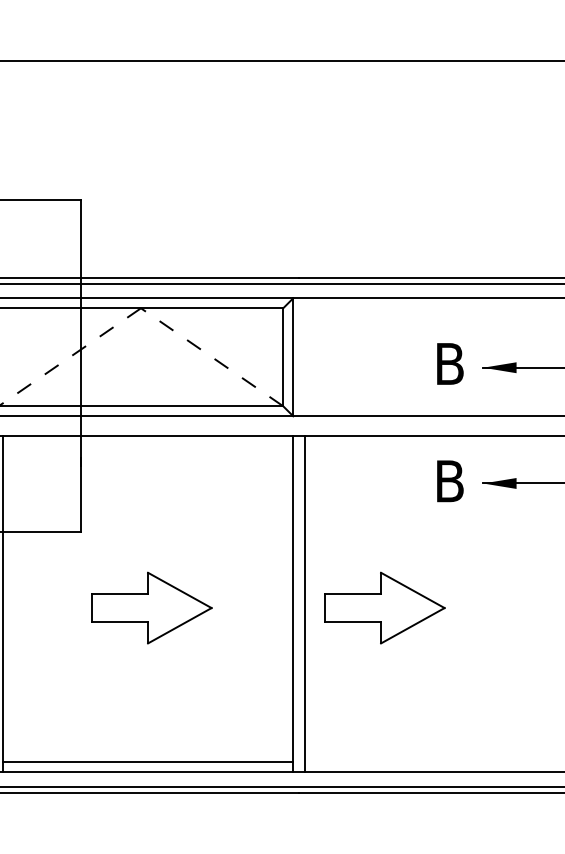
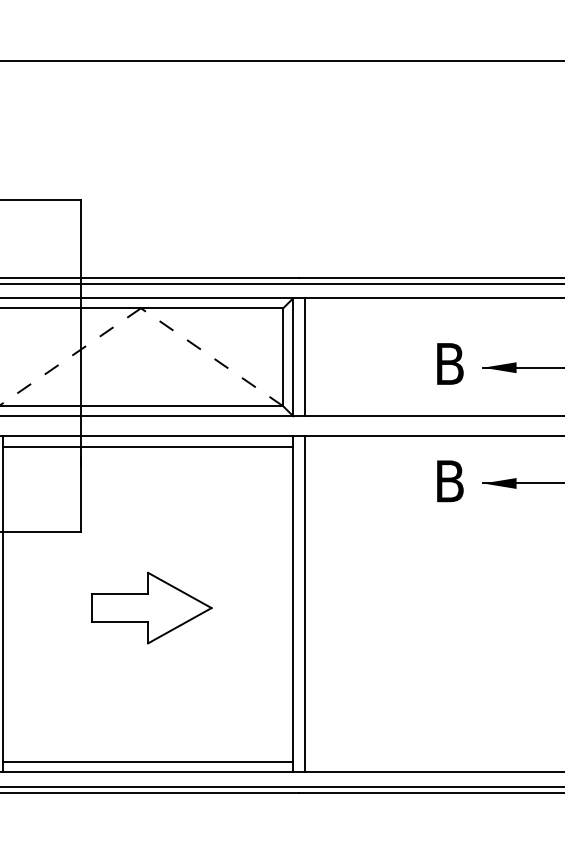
line: none -> present (305, 357)
line: none -> present (147, 446)
part: present -> none (384, 607)
